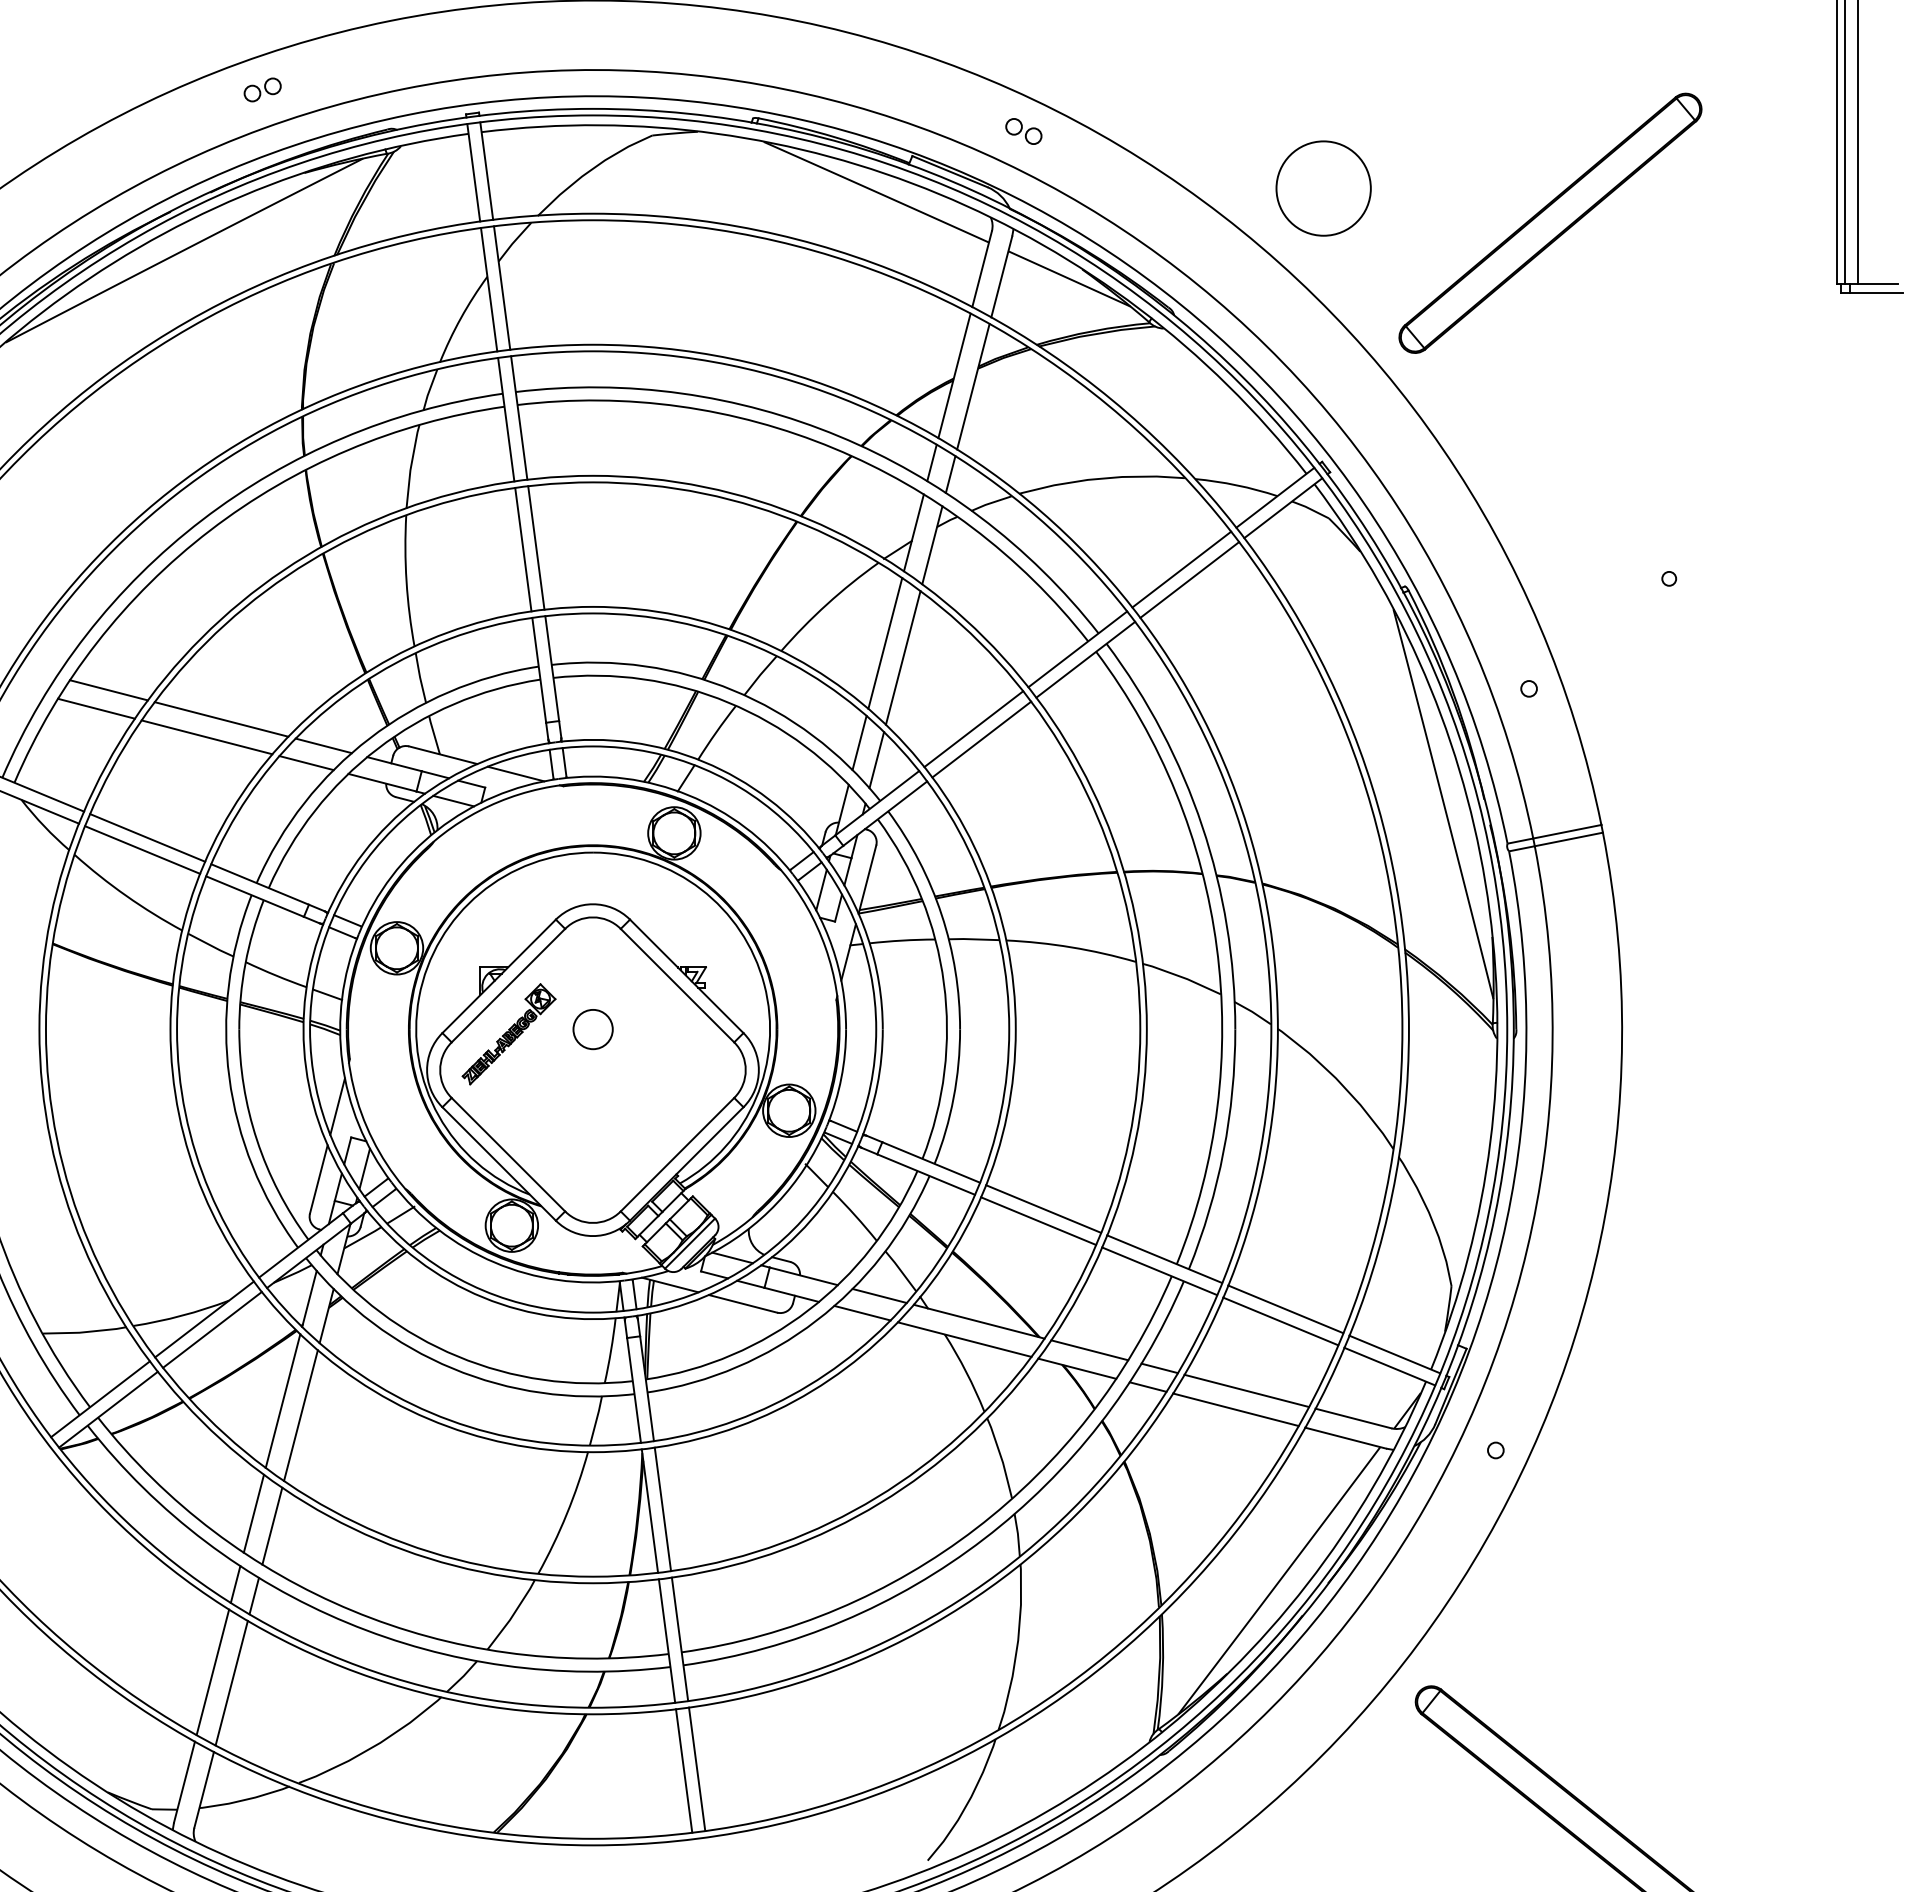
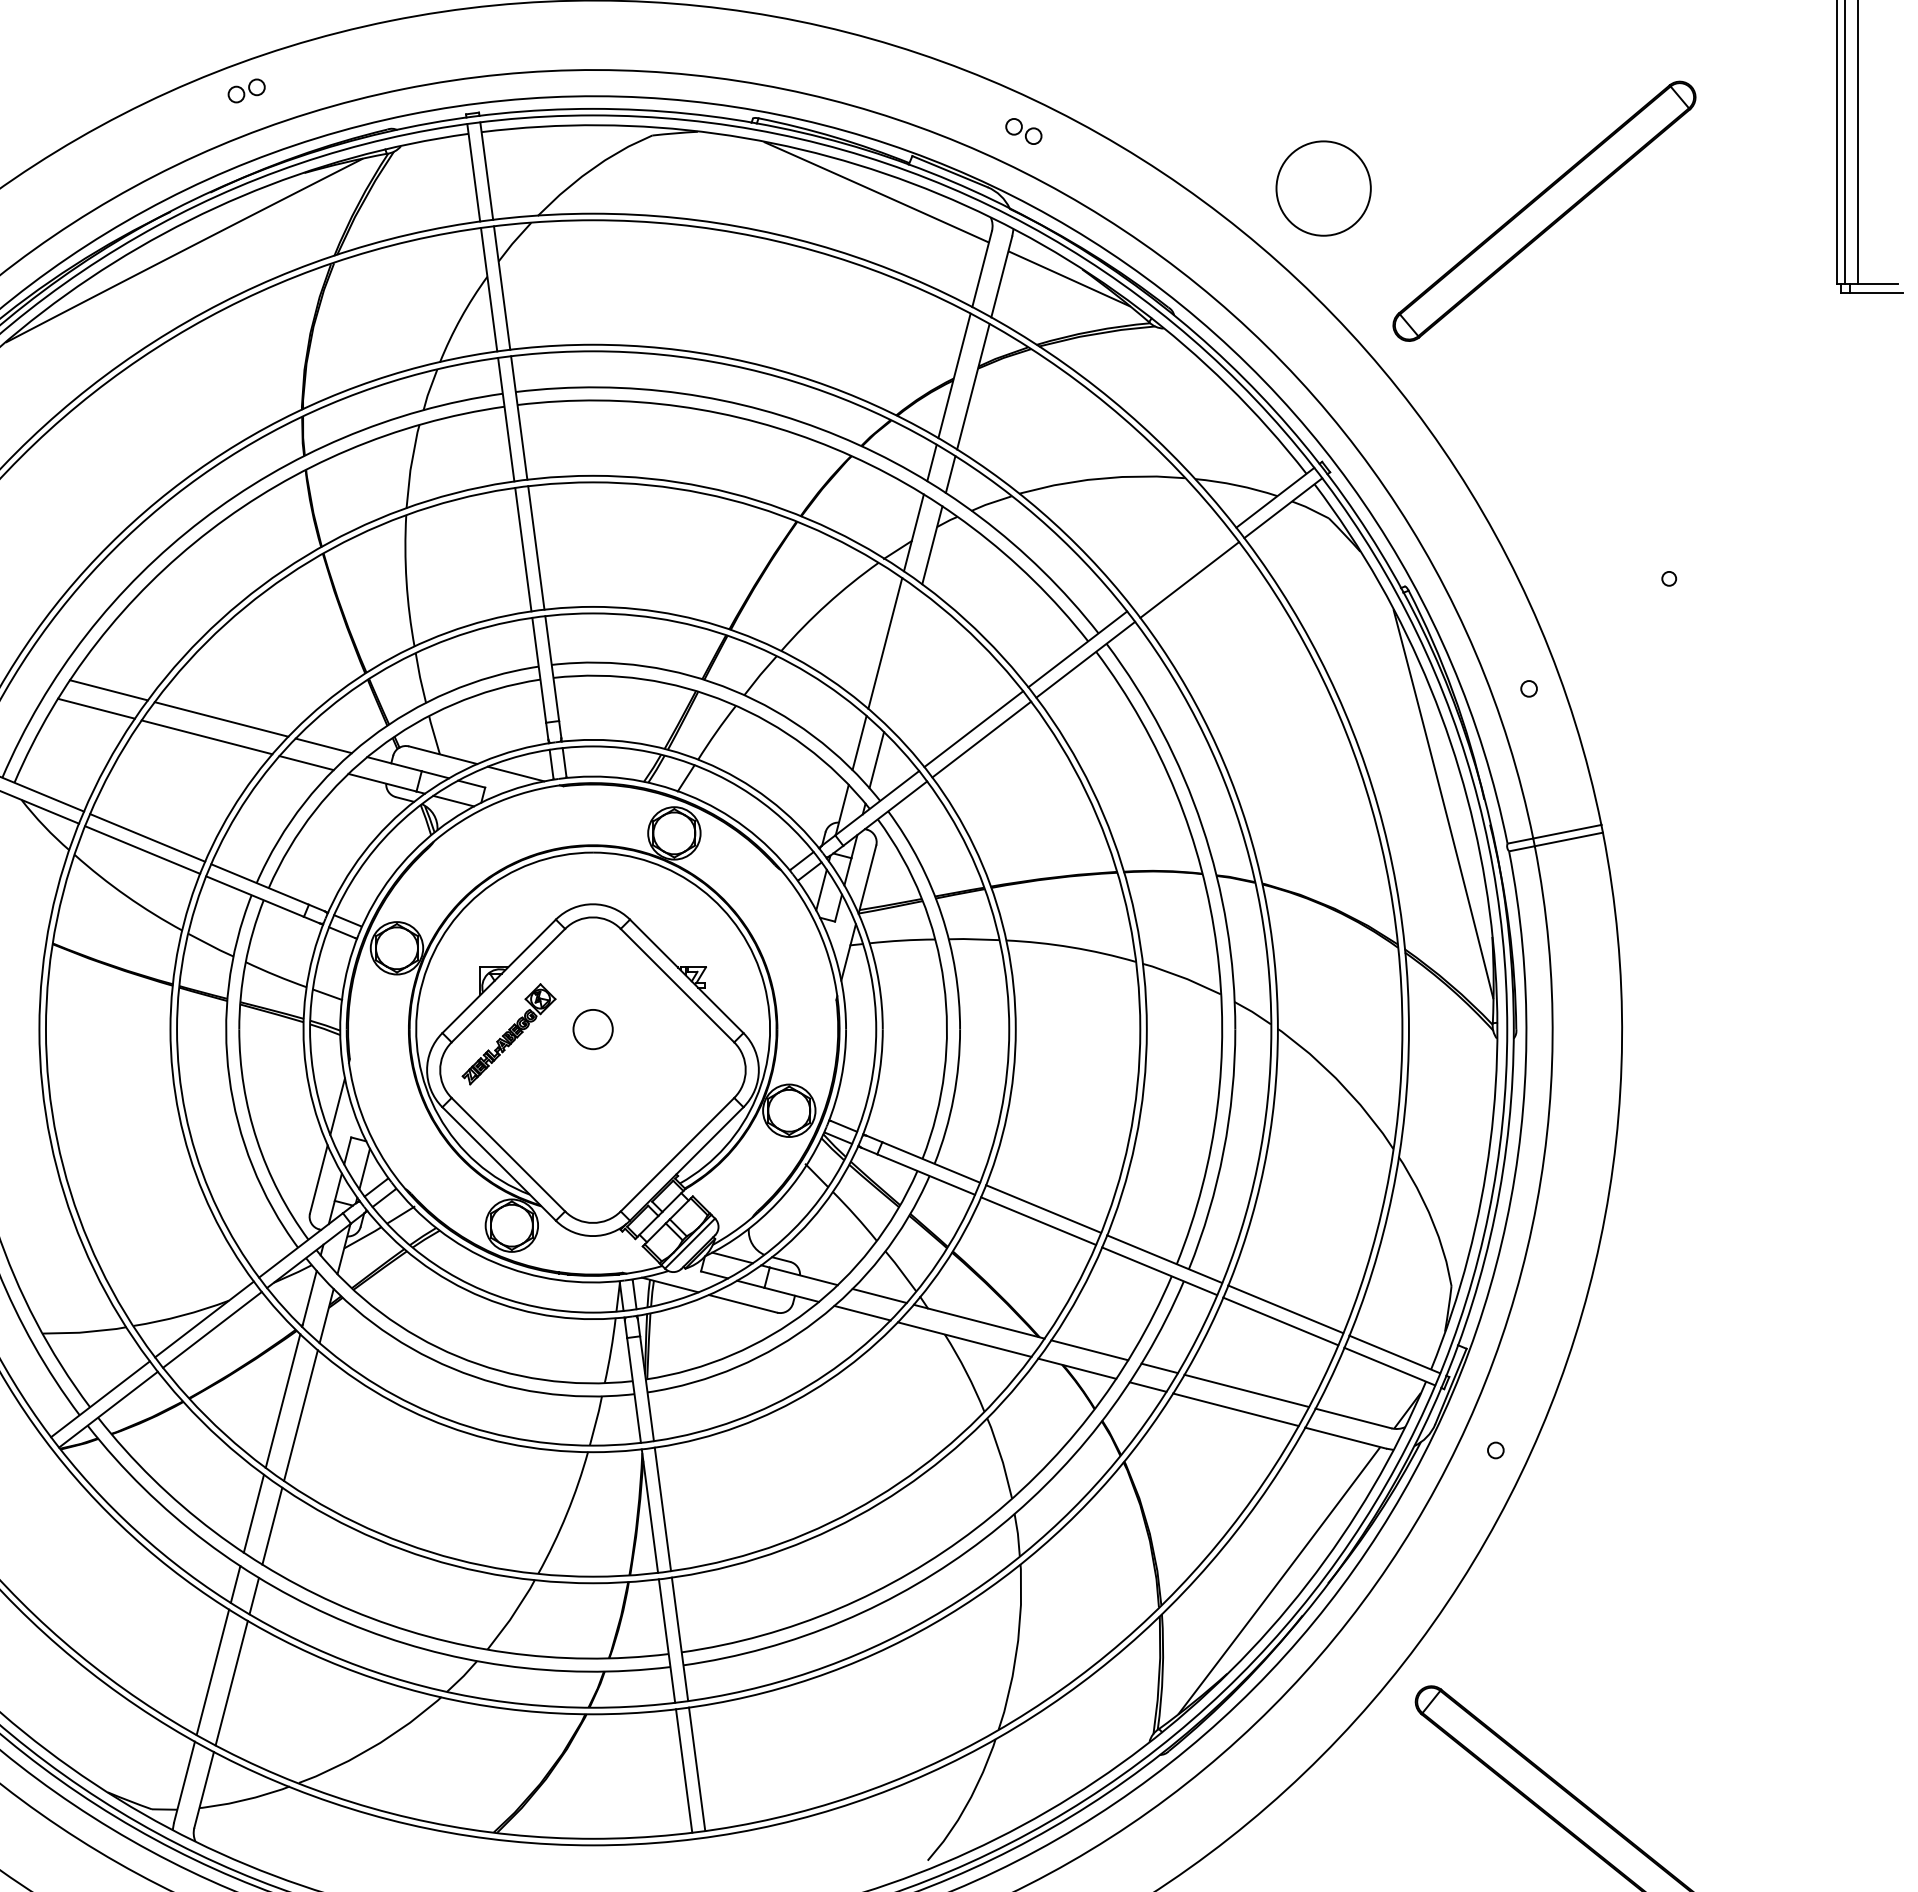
part position: (262, 89) -> (246, 90) (246, 90)
part position: (1550, 222) -> (1544, 210) (1544, 210)
line: present -> none (1181, 569)
line: present -> none (902, 657)
